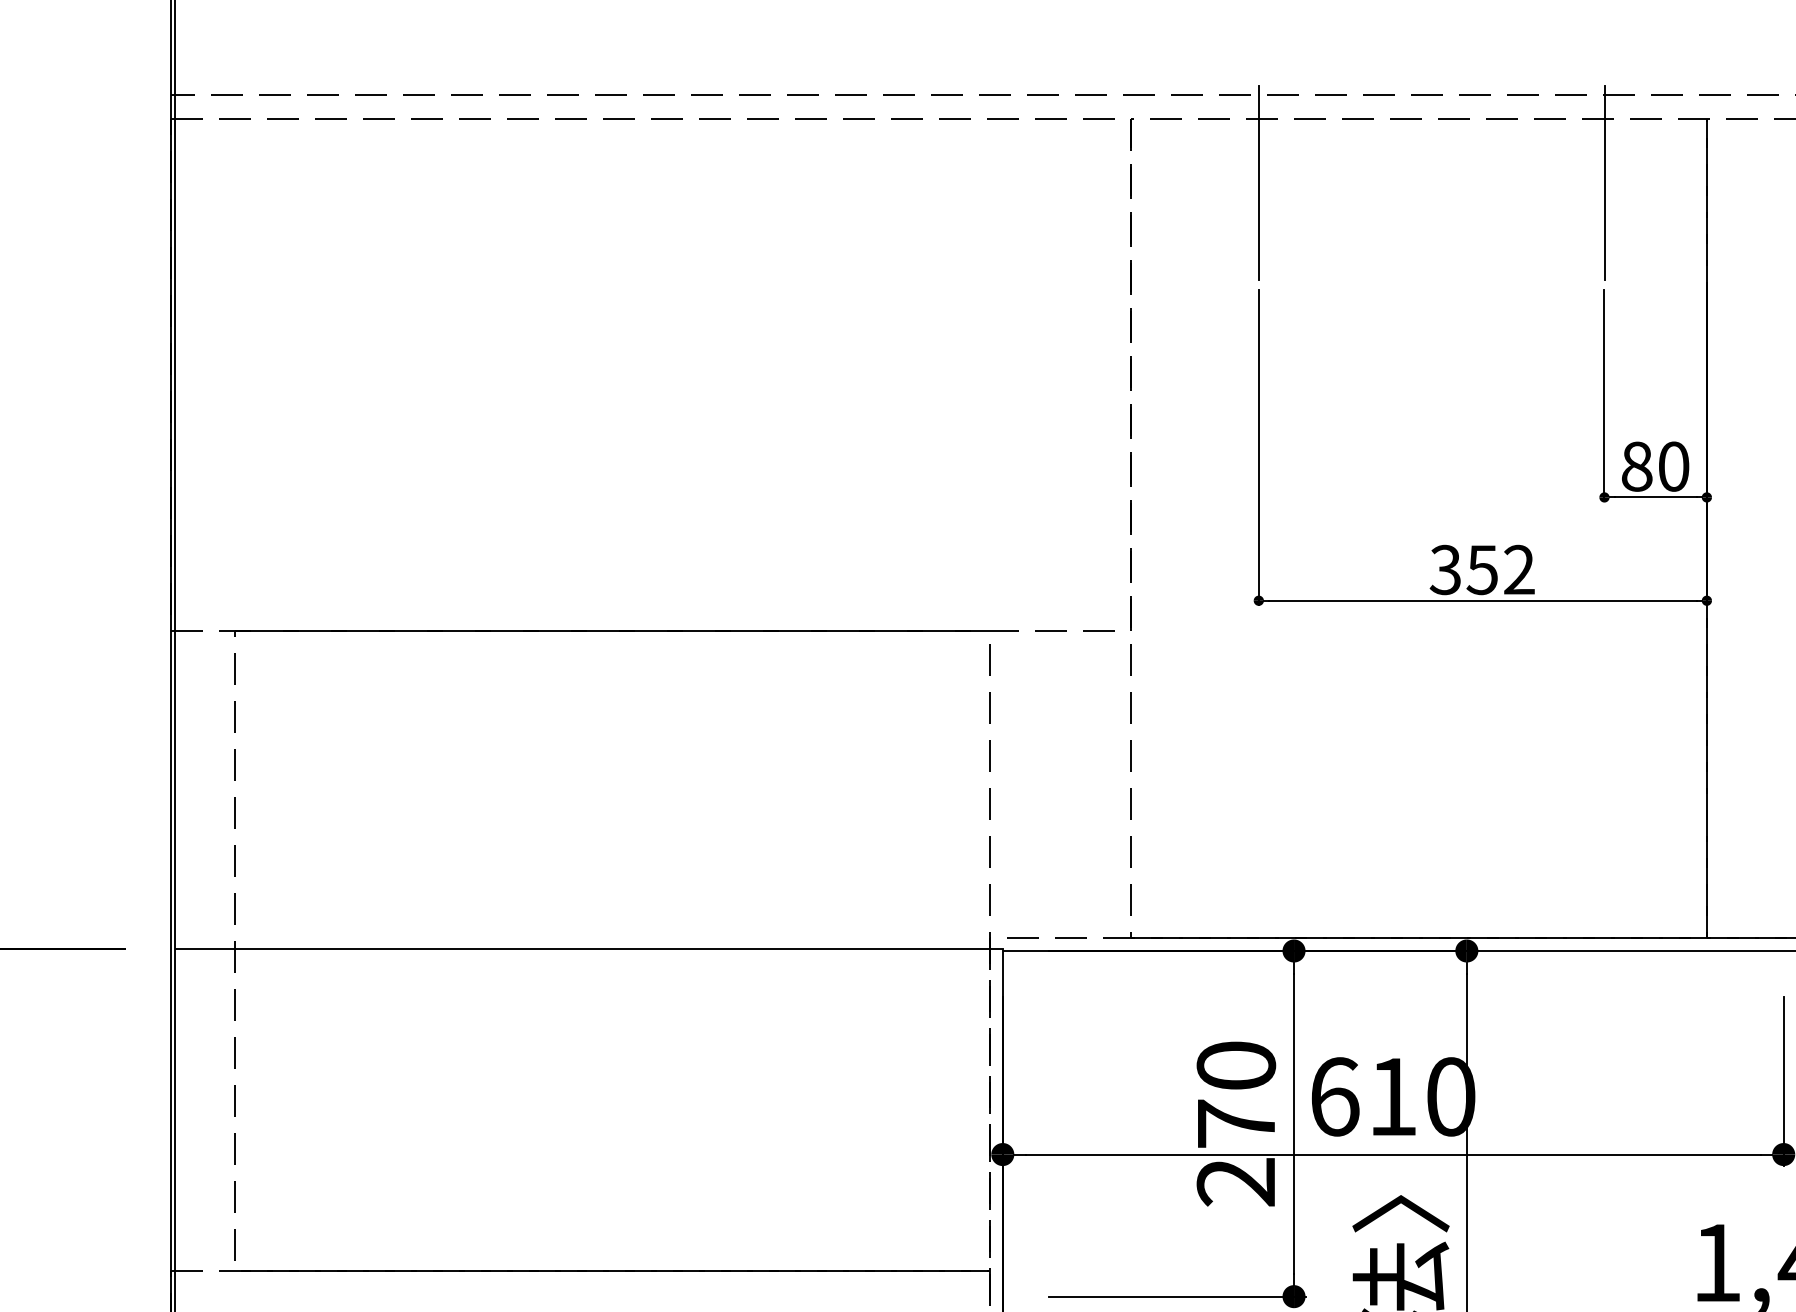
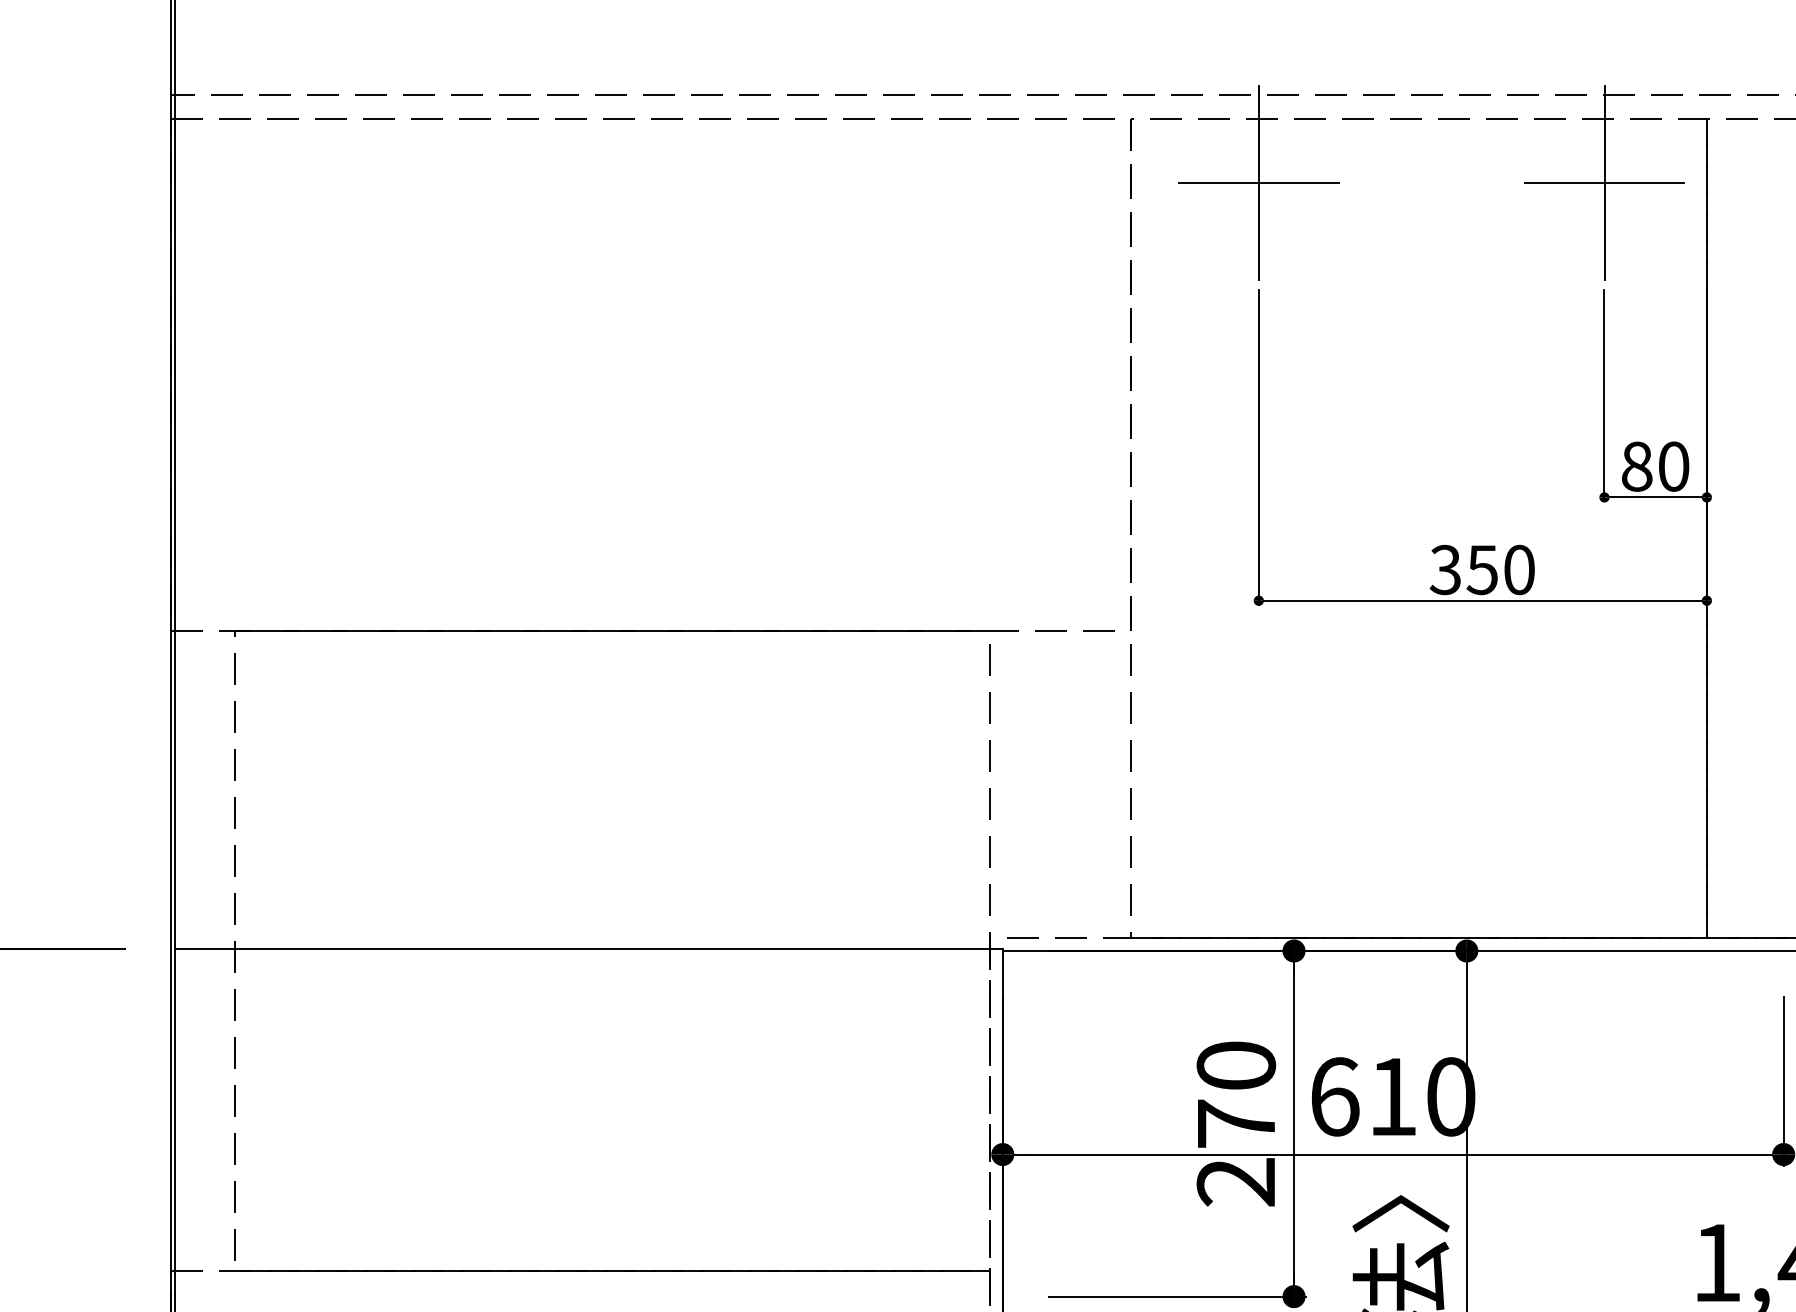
line: none -> present (1258, 182)
line: none -> present (1604, 182)
text: 352 -> 350 (1519, 569)
